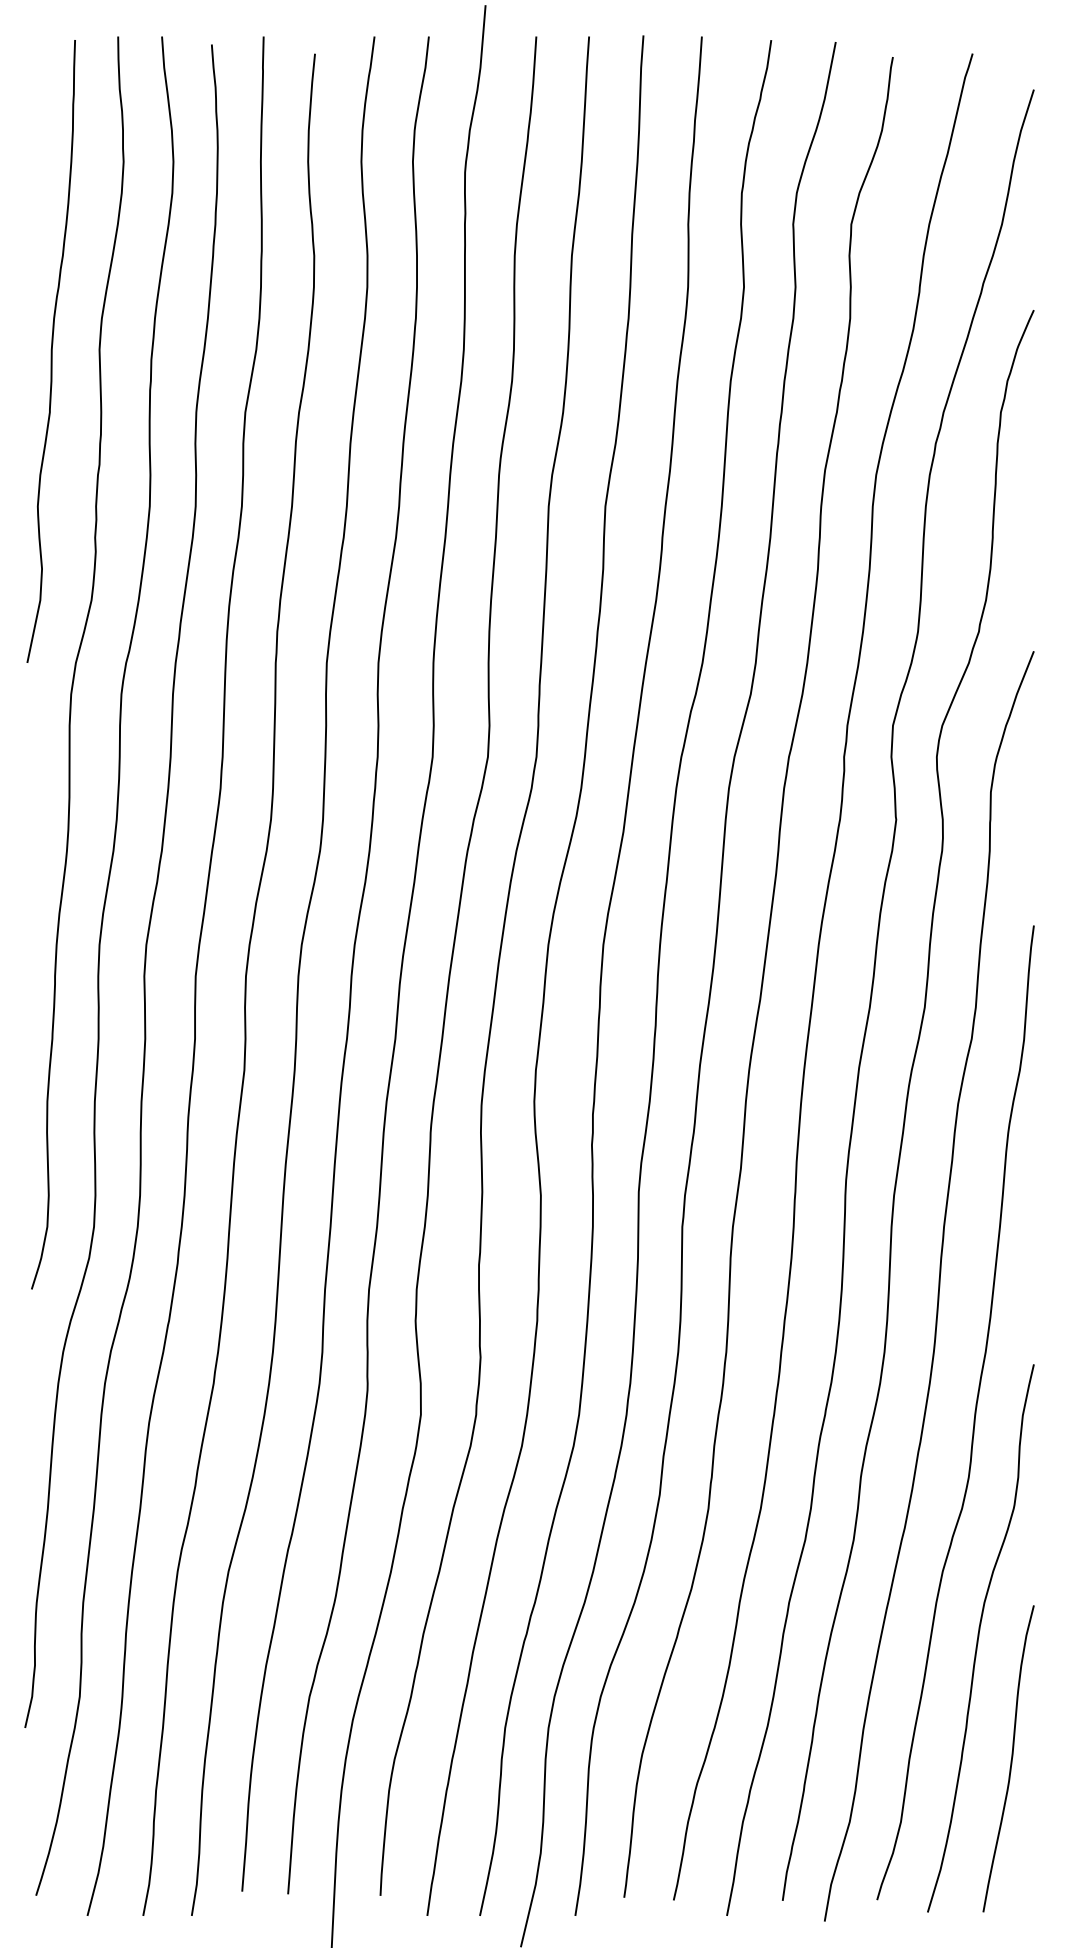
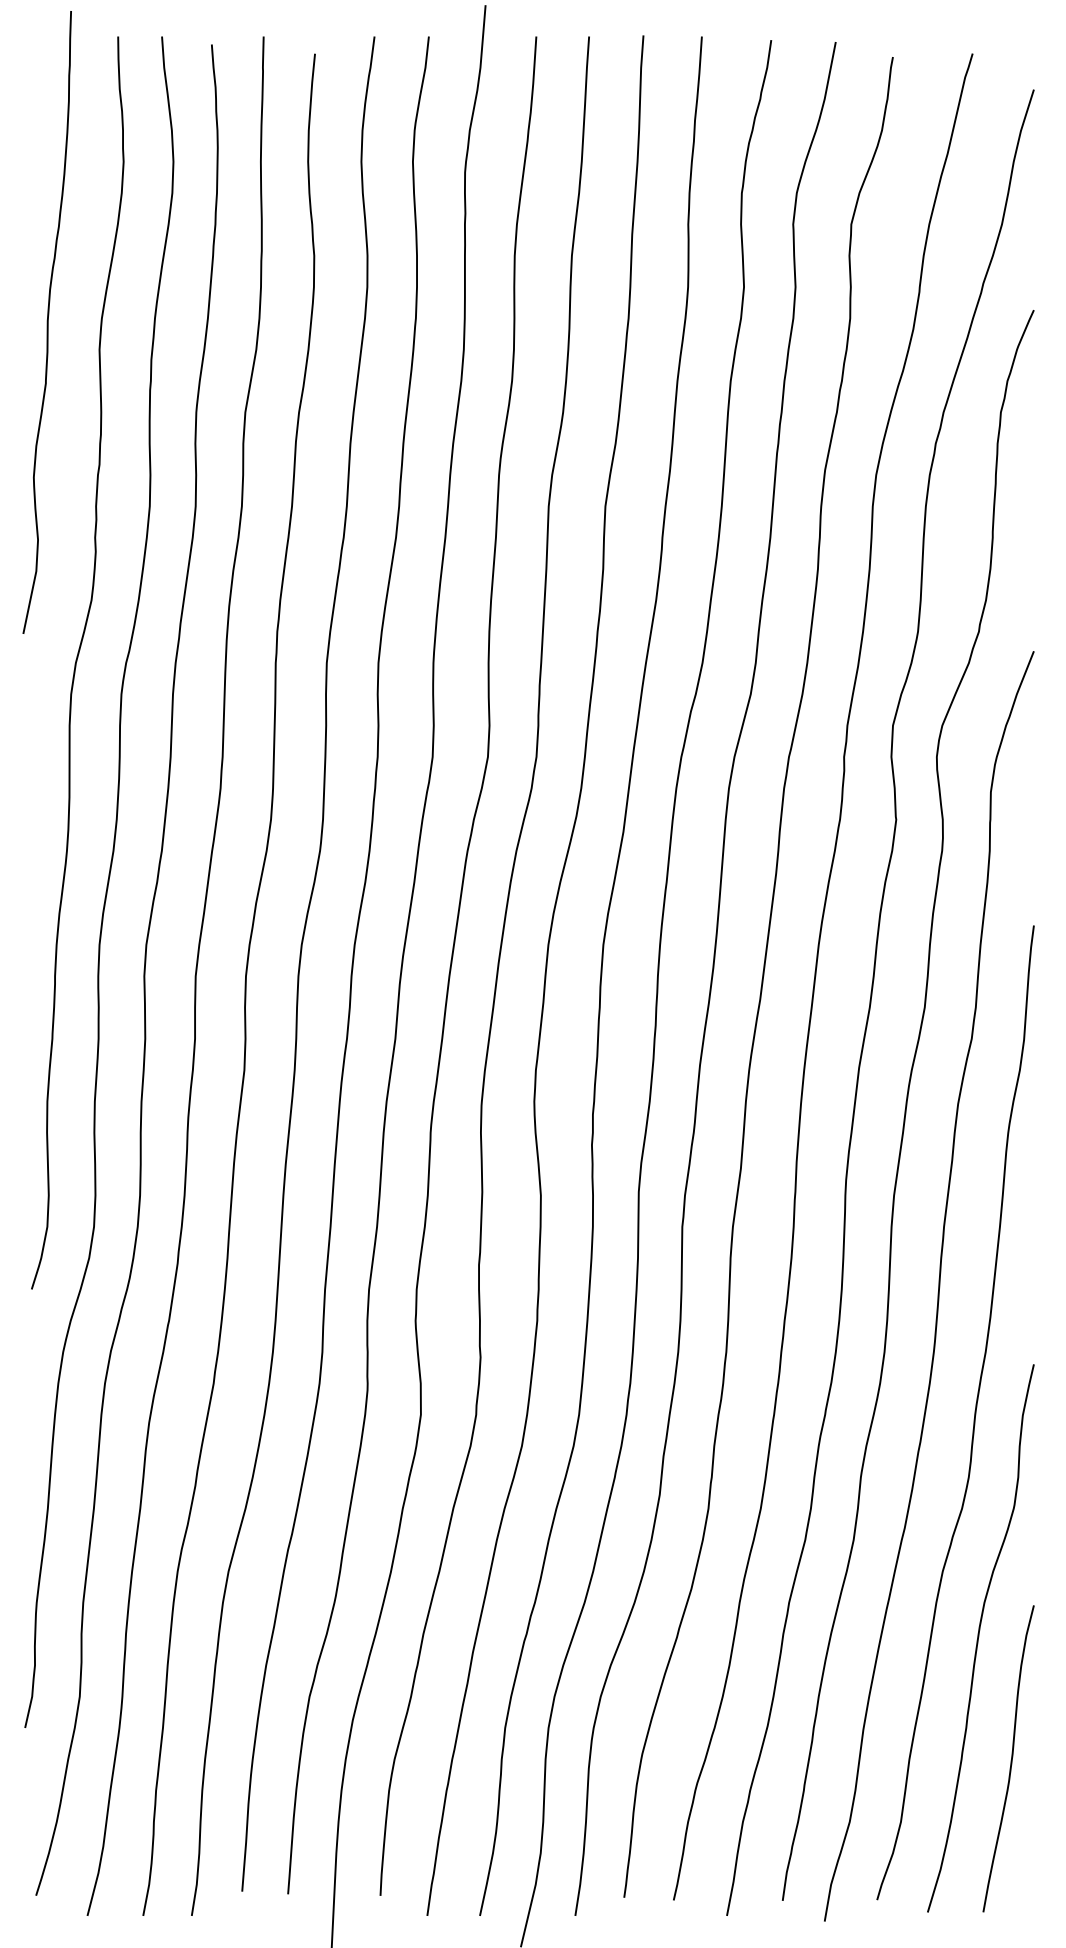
curve position: (50, 351) -> (46, 322) (46, 322)
